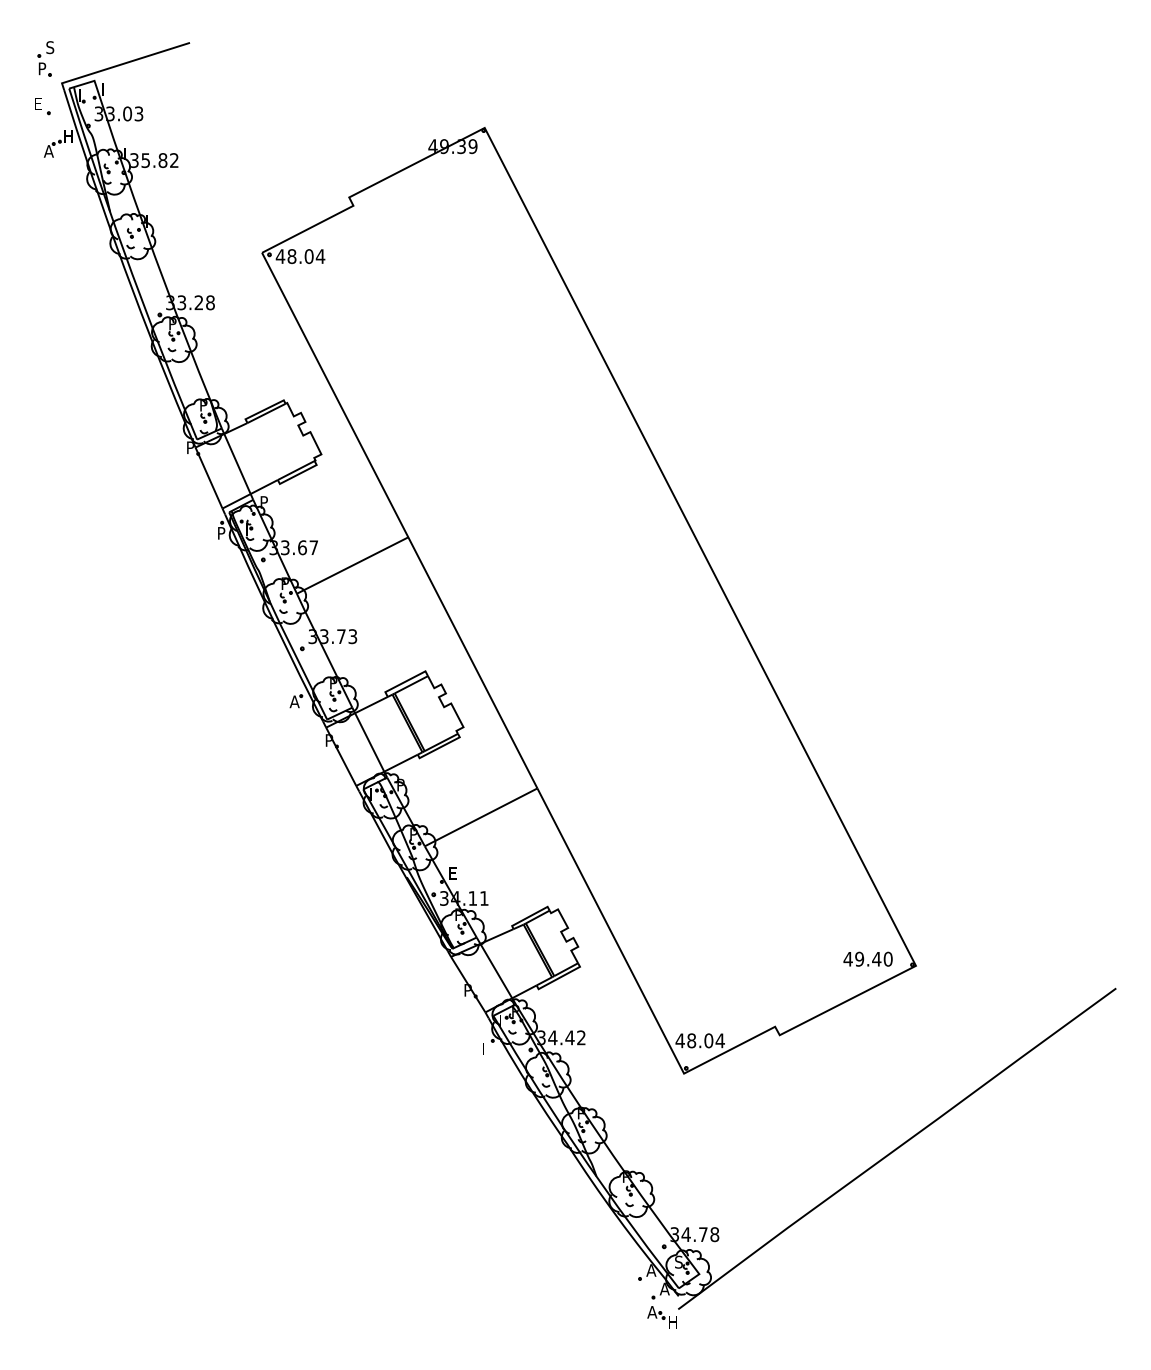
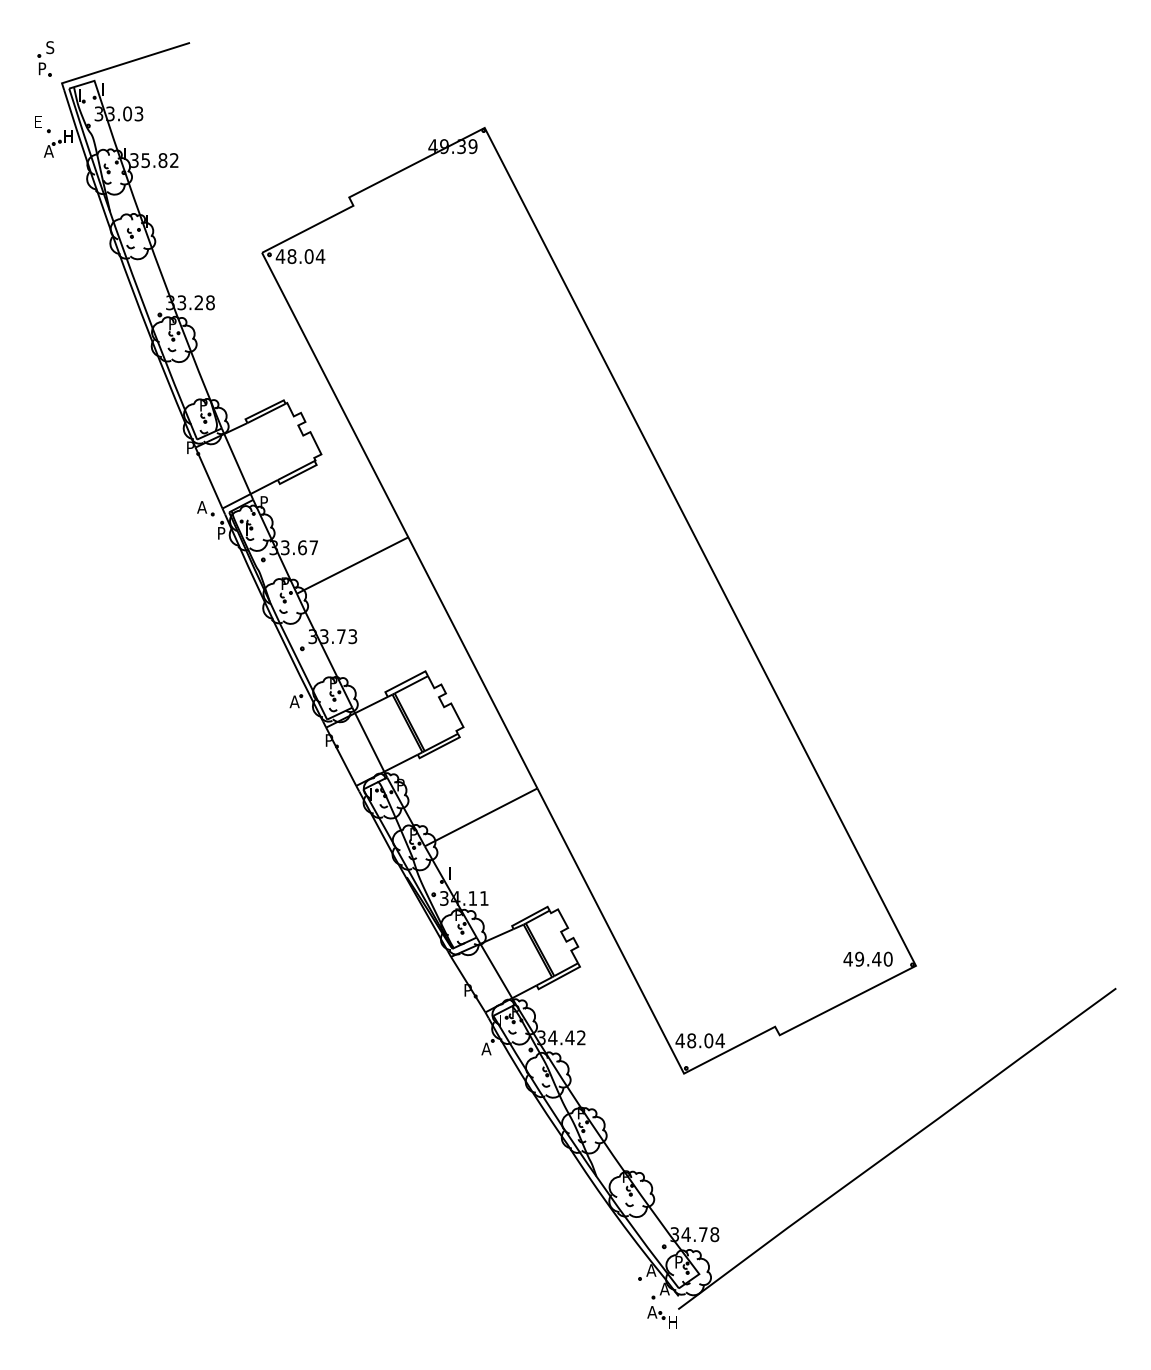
part position: (42, 106) -> (42, 124) (42, 124)
part: none -> present (205, 508)
text: E -> I (453, 873)
text: I -> A (486, 1048)
text: S -> P (678, 1261)
